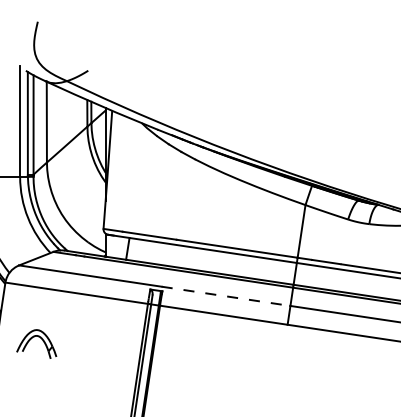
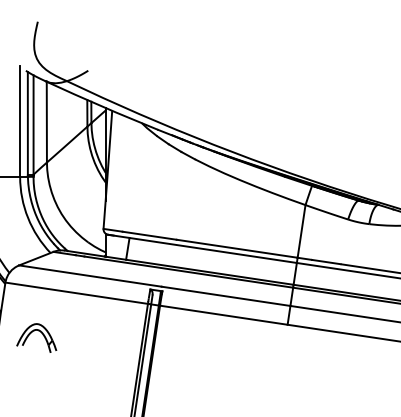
line: dashed -> solid (226, 296)
part position: (34, 337) -> (34, 331) (34, 331)
